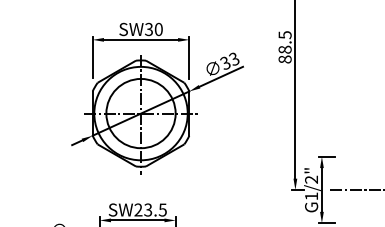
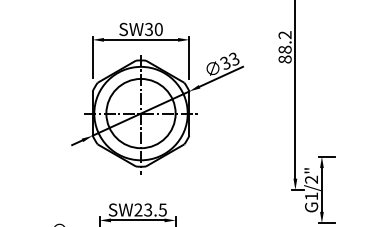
text: 88.5 -> 88.2 (284, 35)
line: present -> none (355, 189)
